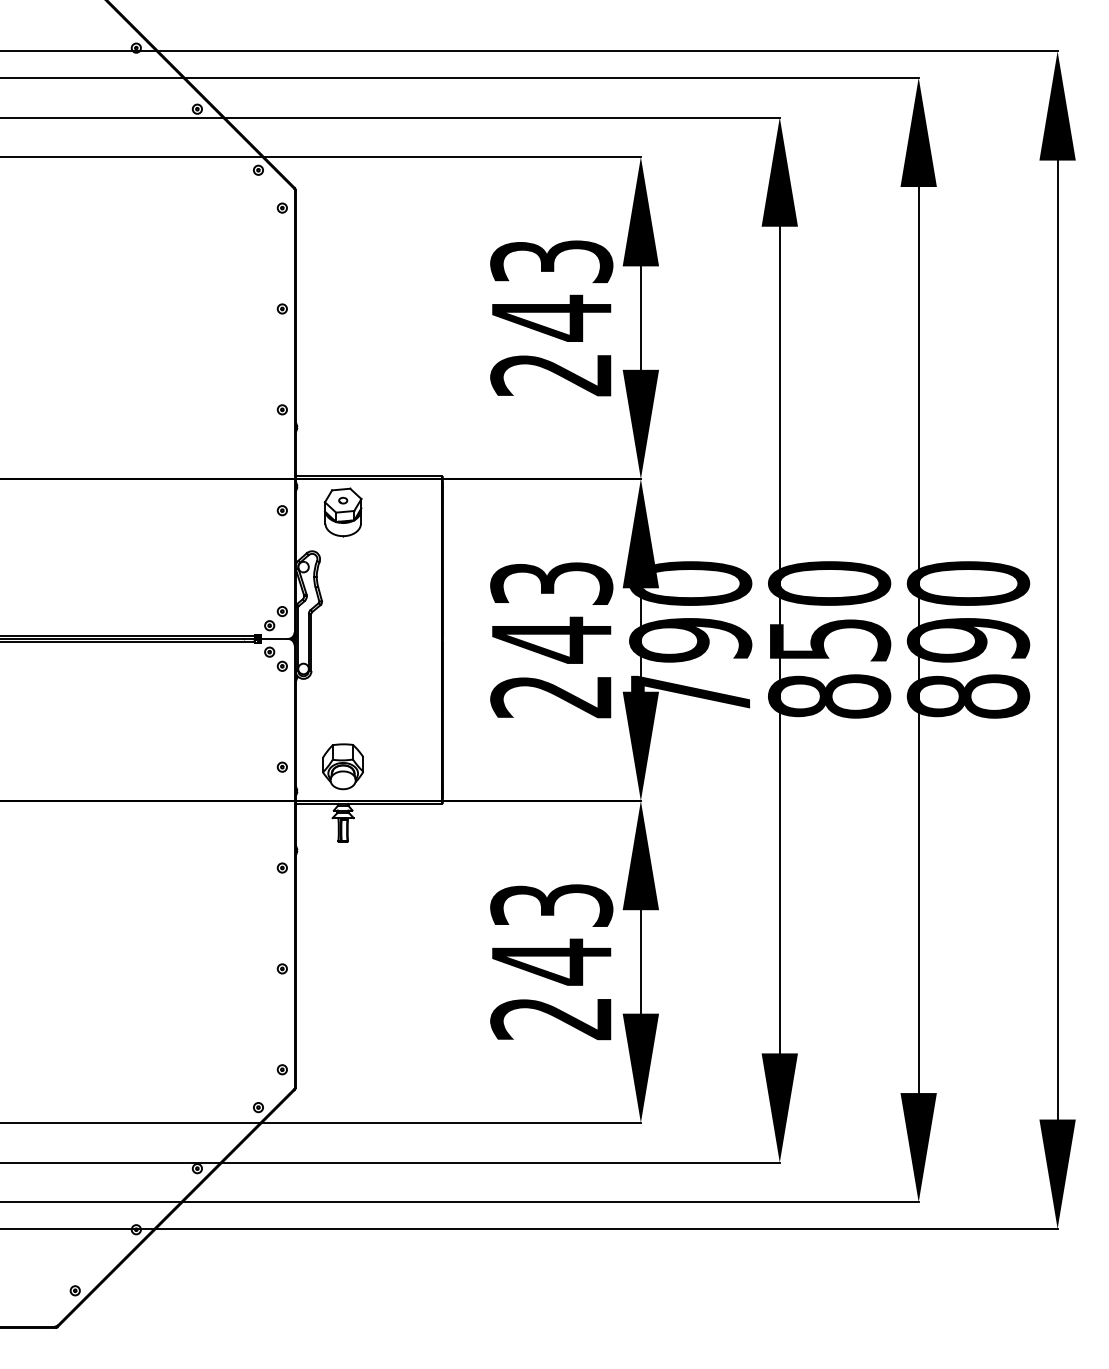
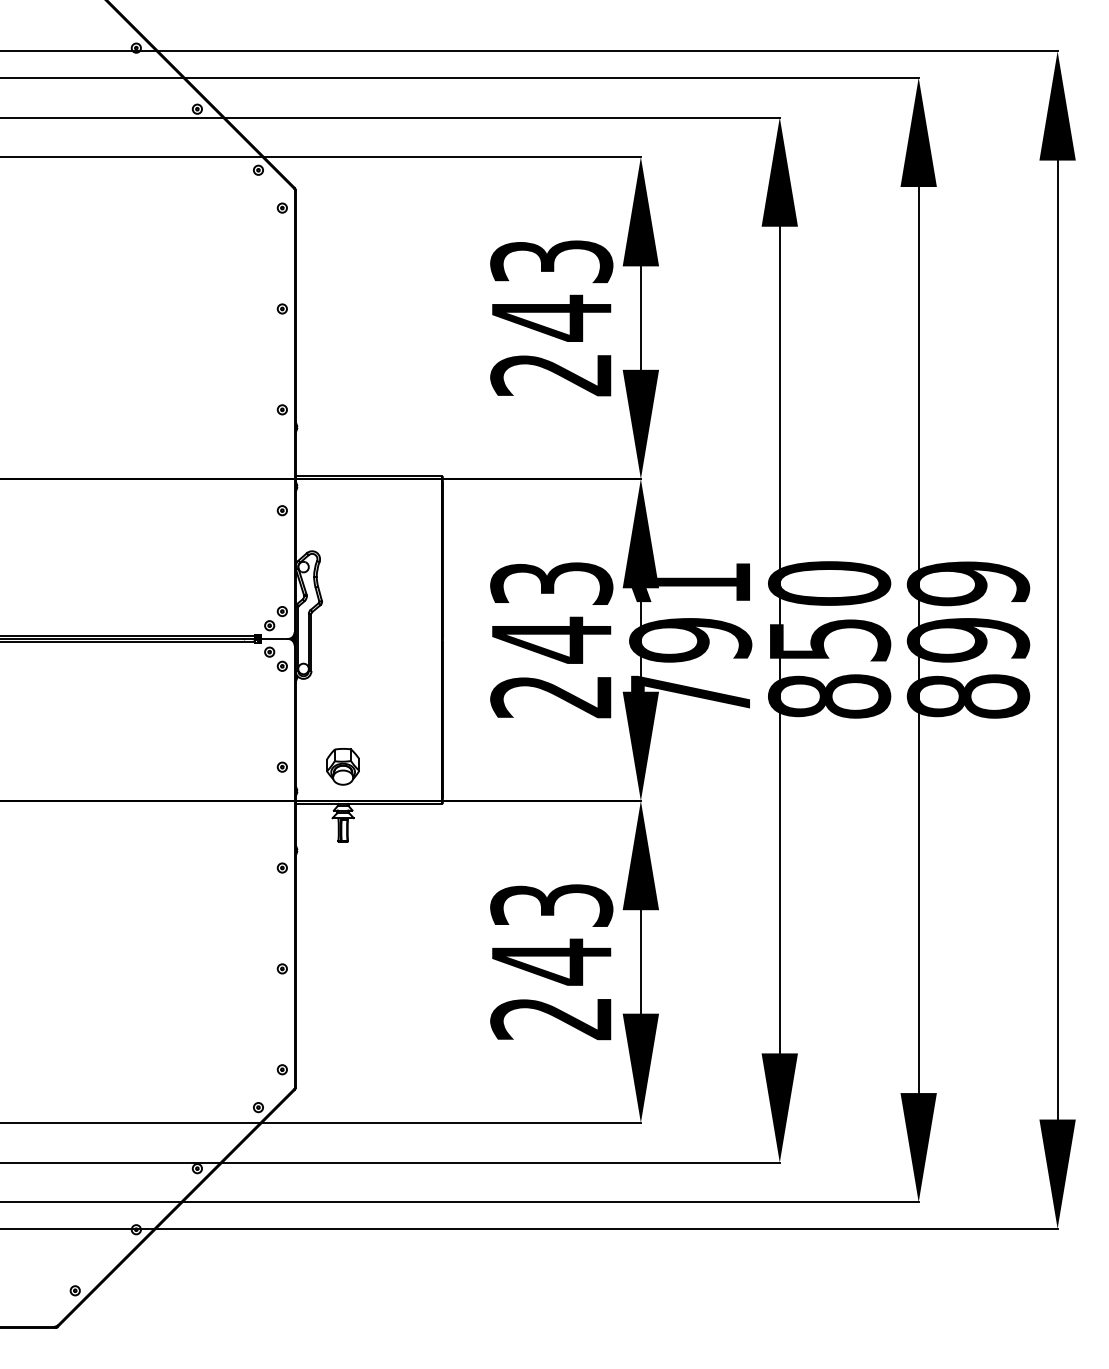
part: present -> none (342, 512)
text: 790 -> 791 (691, 583)
text: 890 -> 899 (968, 583)
part size: 42x48 px -> 34x38 px (342, 766)
